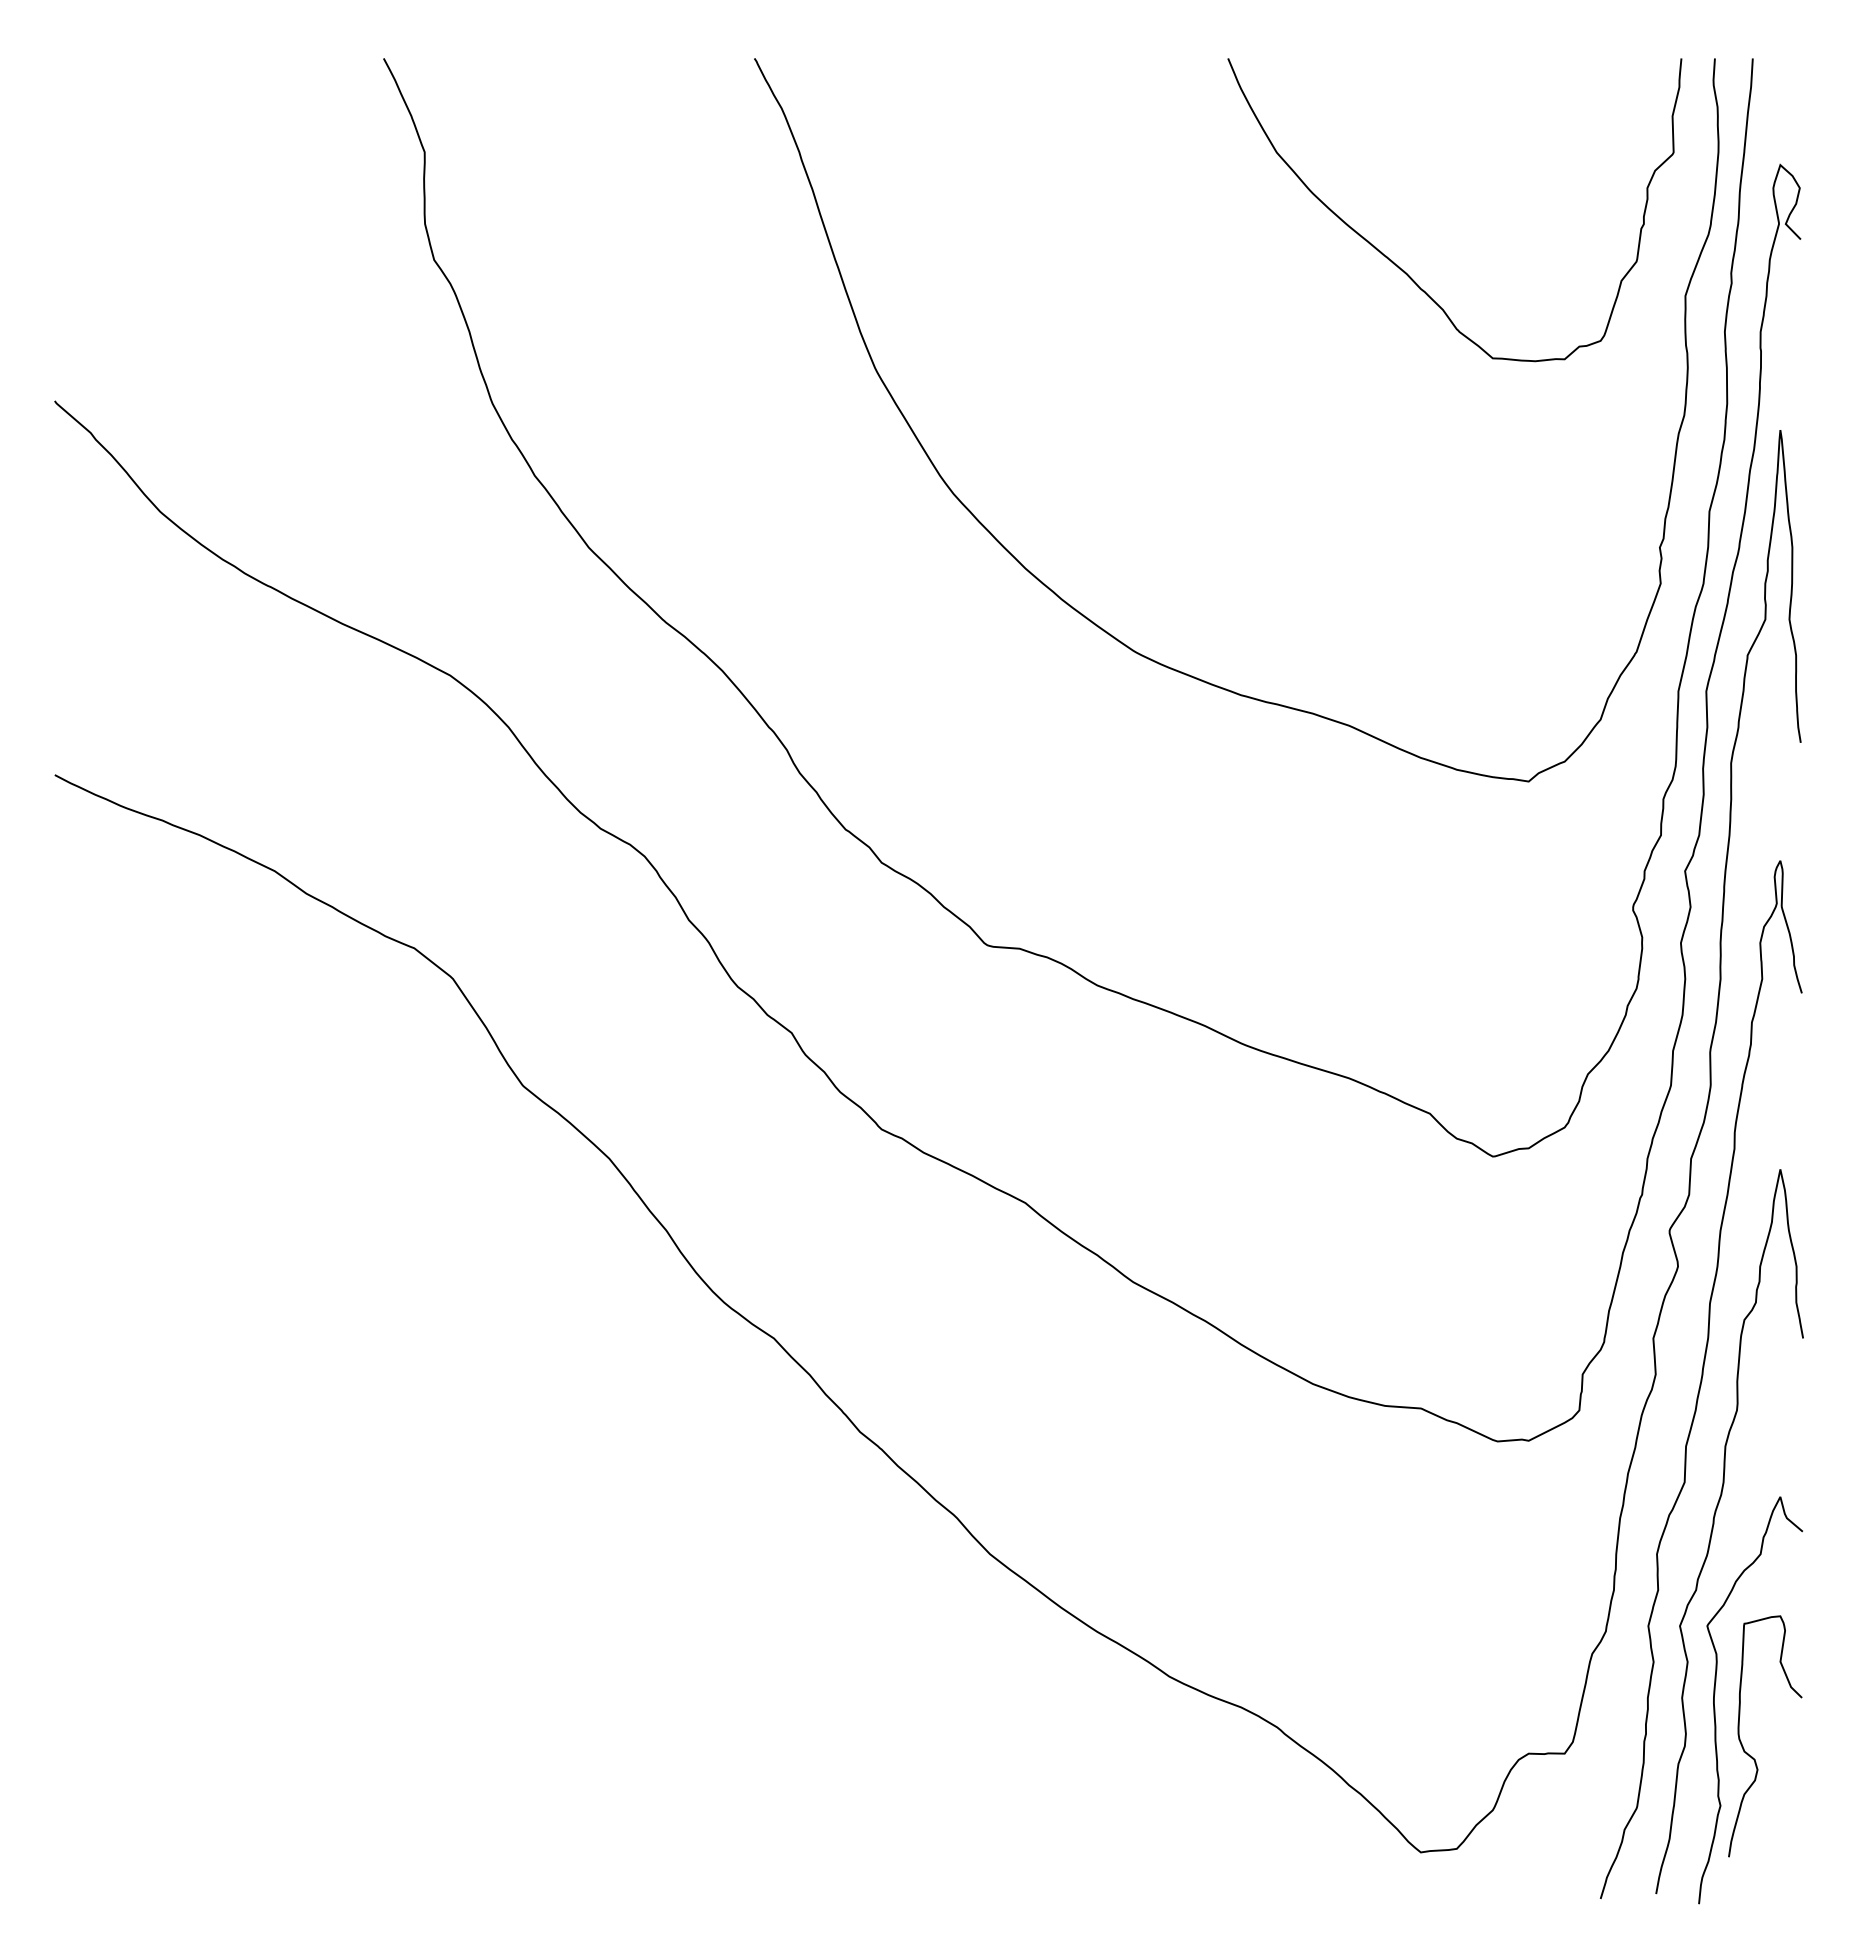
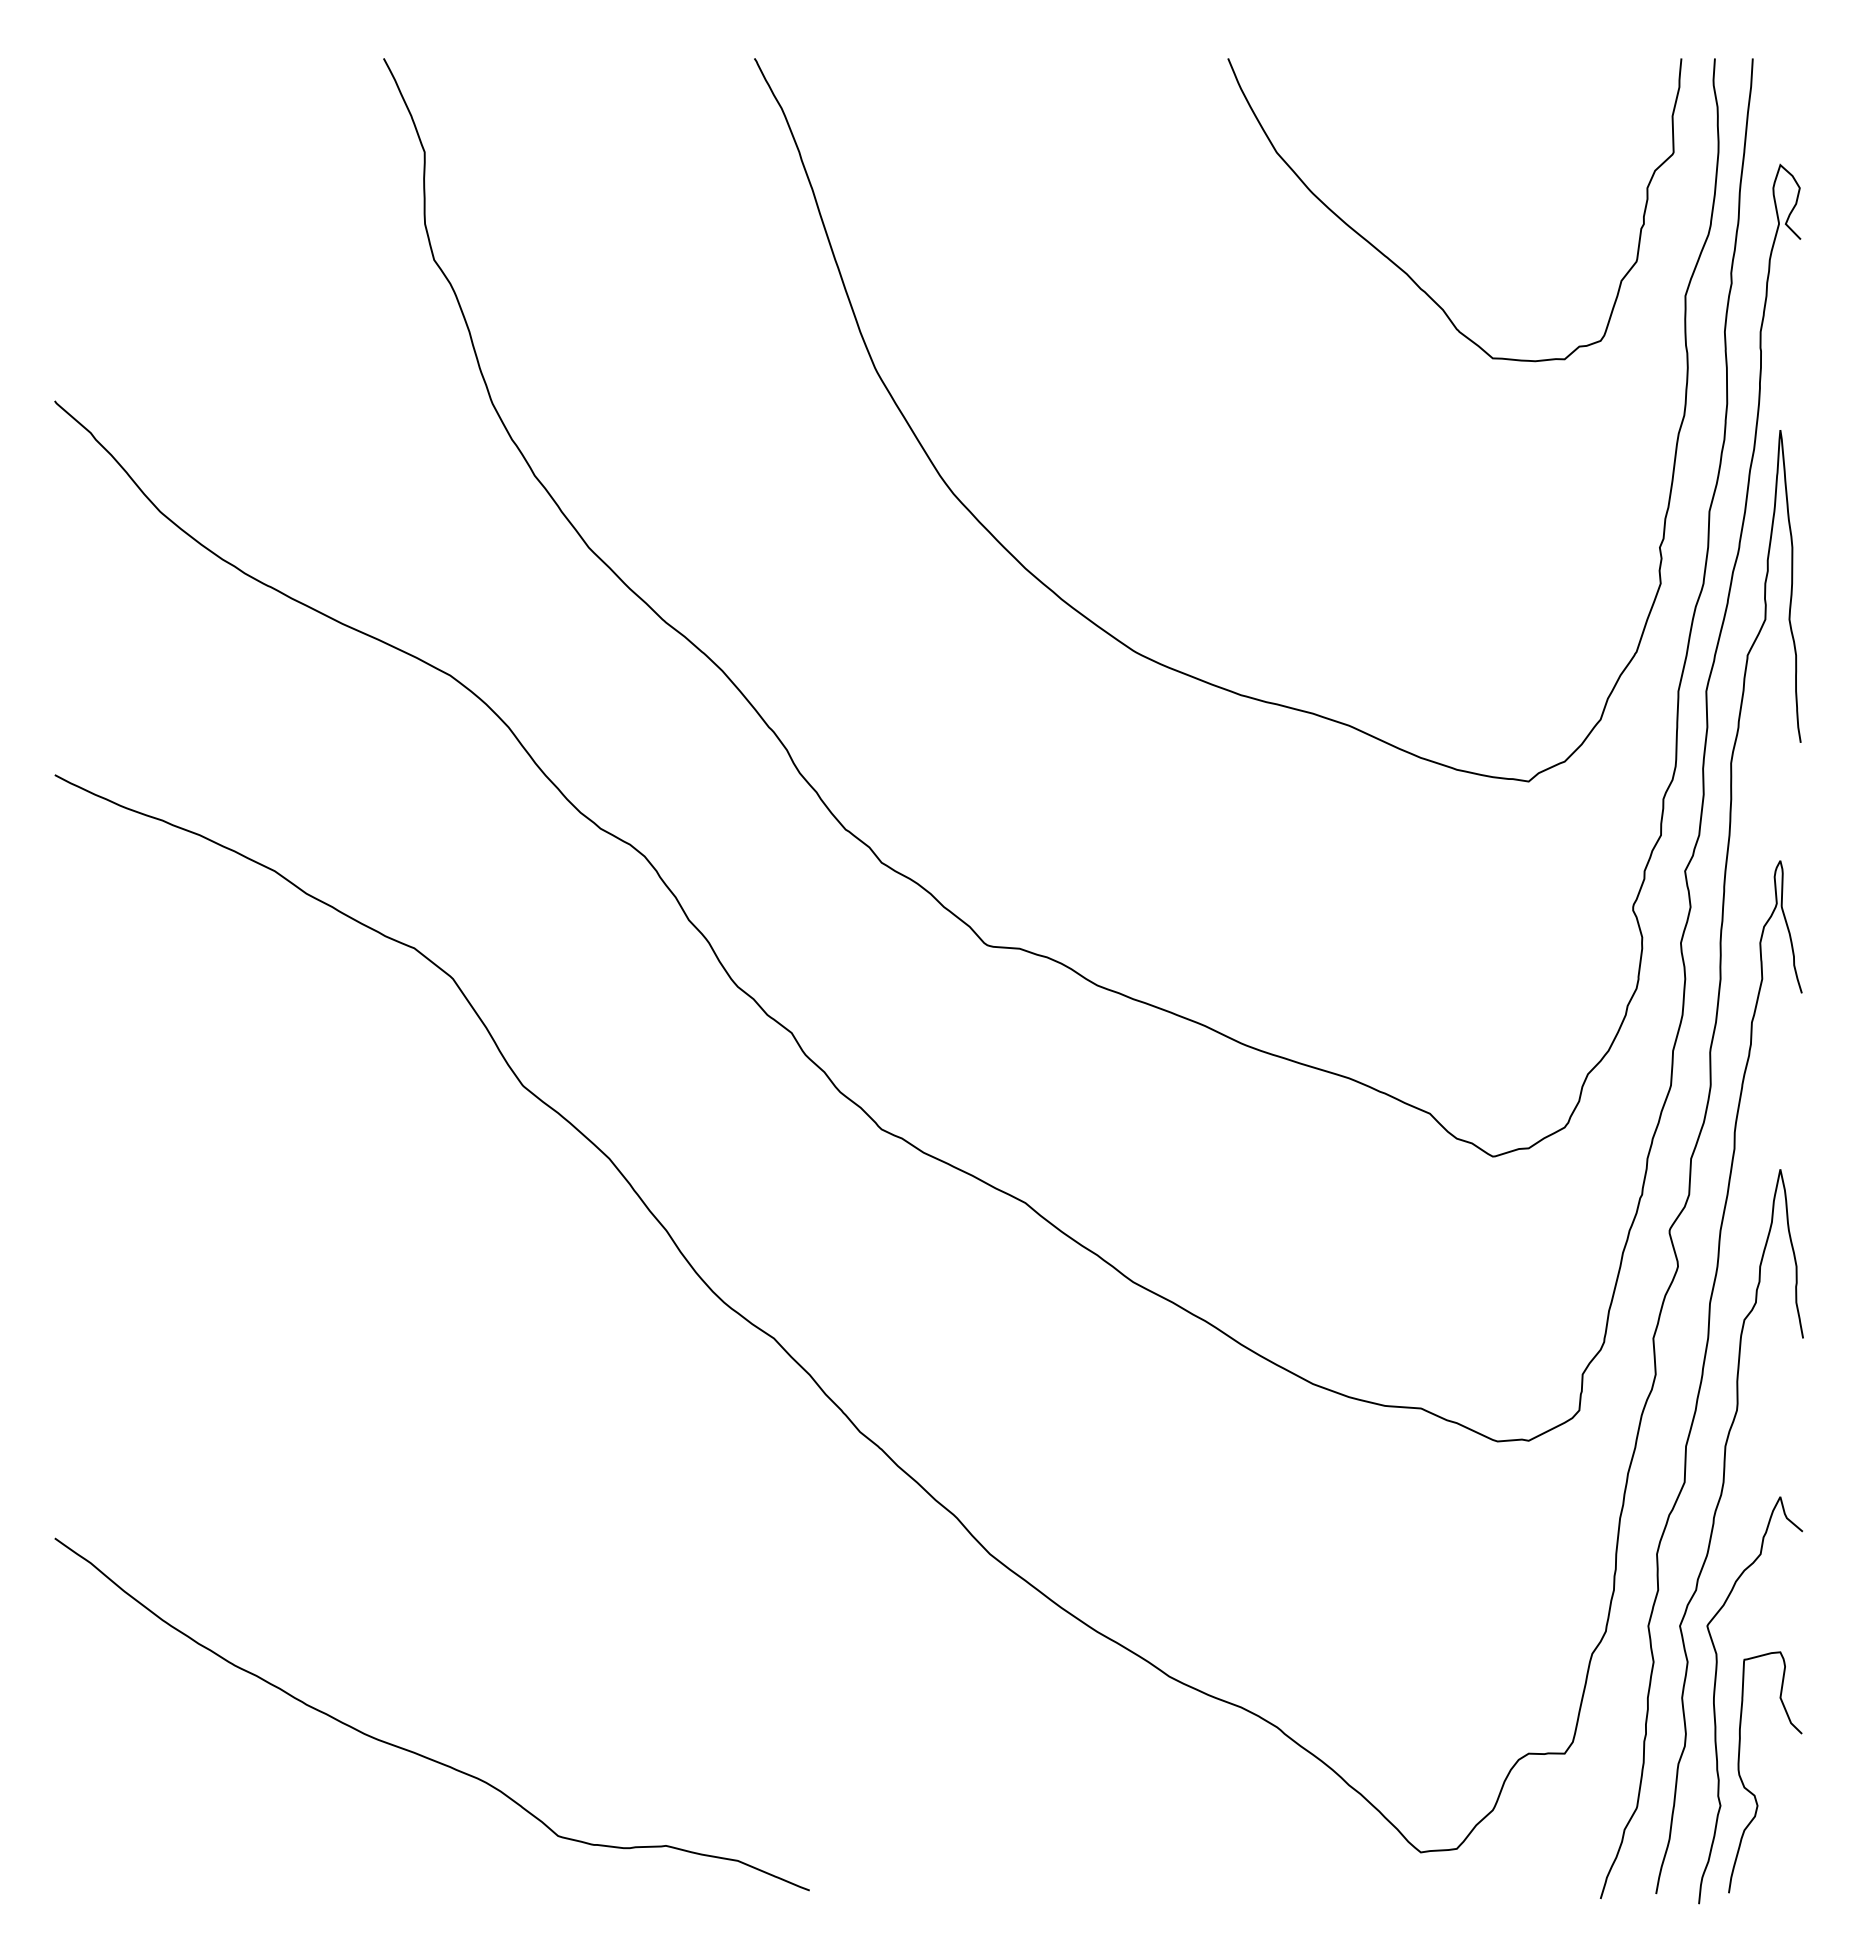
curve: none -> present (414, 1751)
curve position: (1752, 1756) -> (1752, 1792) (1752, 1792)
